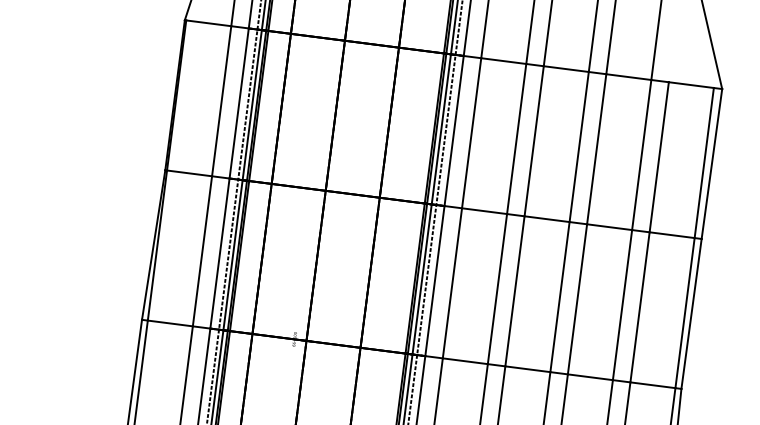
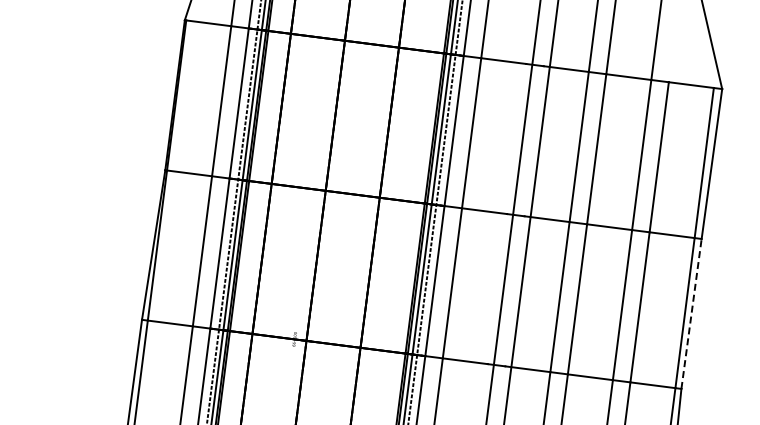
line position: (507, 211) -> (513, 211) (513, 211)
line position: (525, 211) -> (531, 211) (531, 211)
line: solid -> dashed (691, 313)
